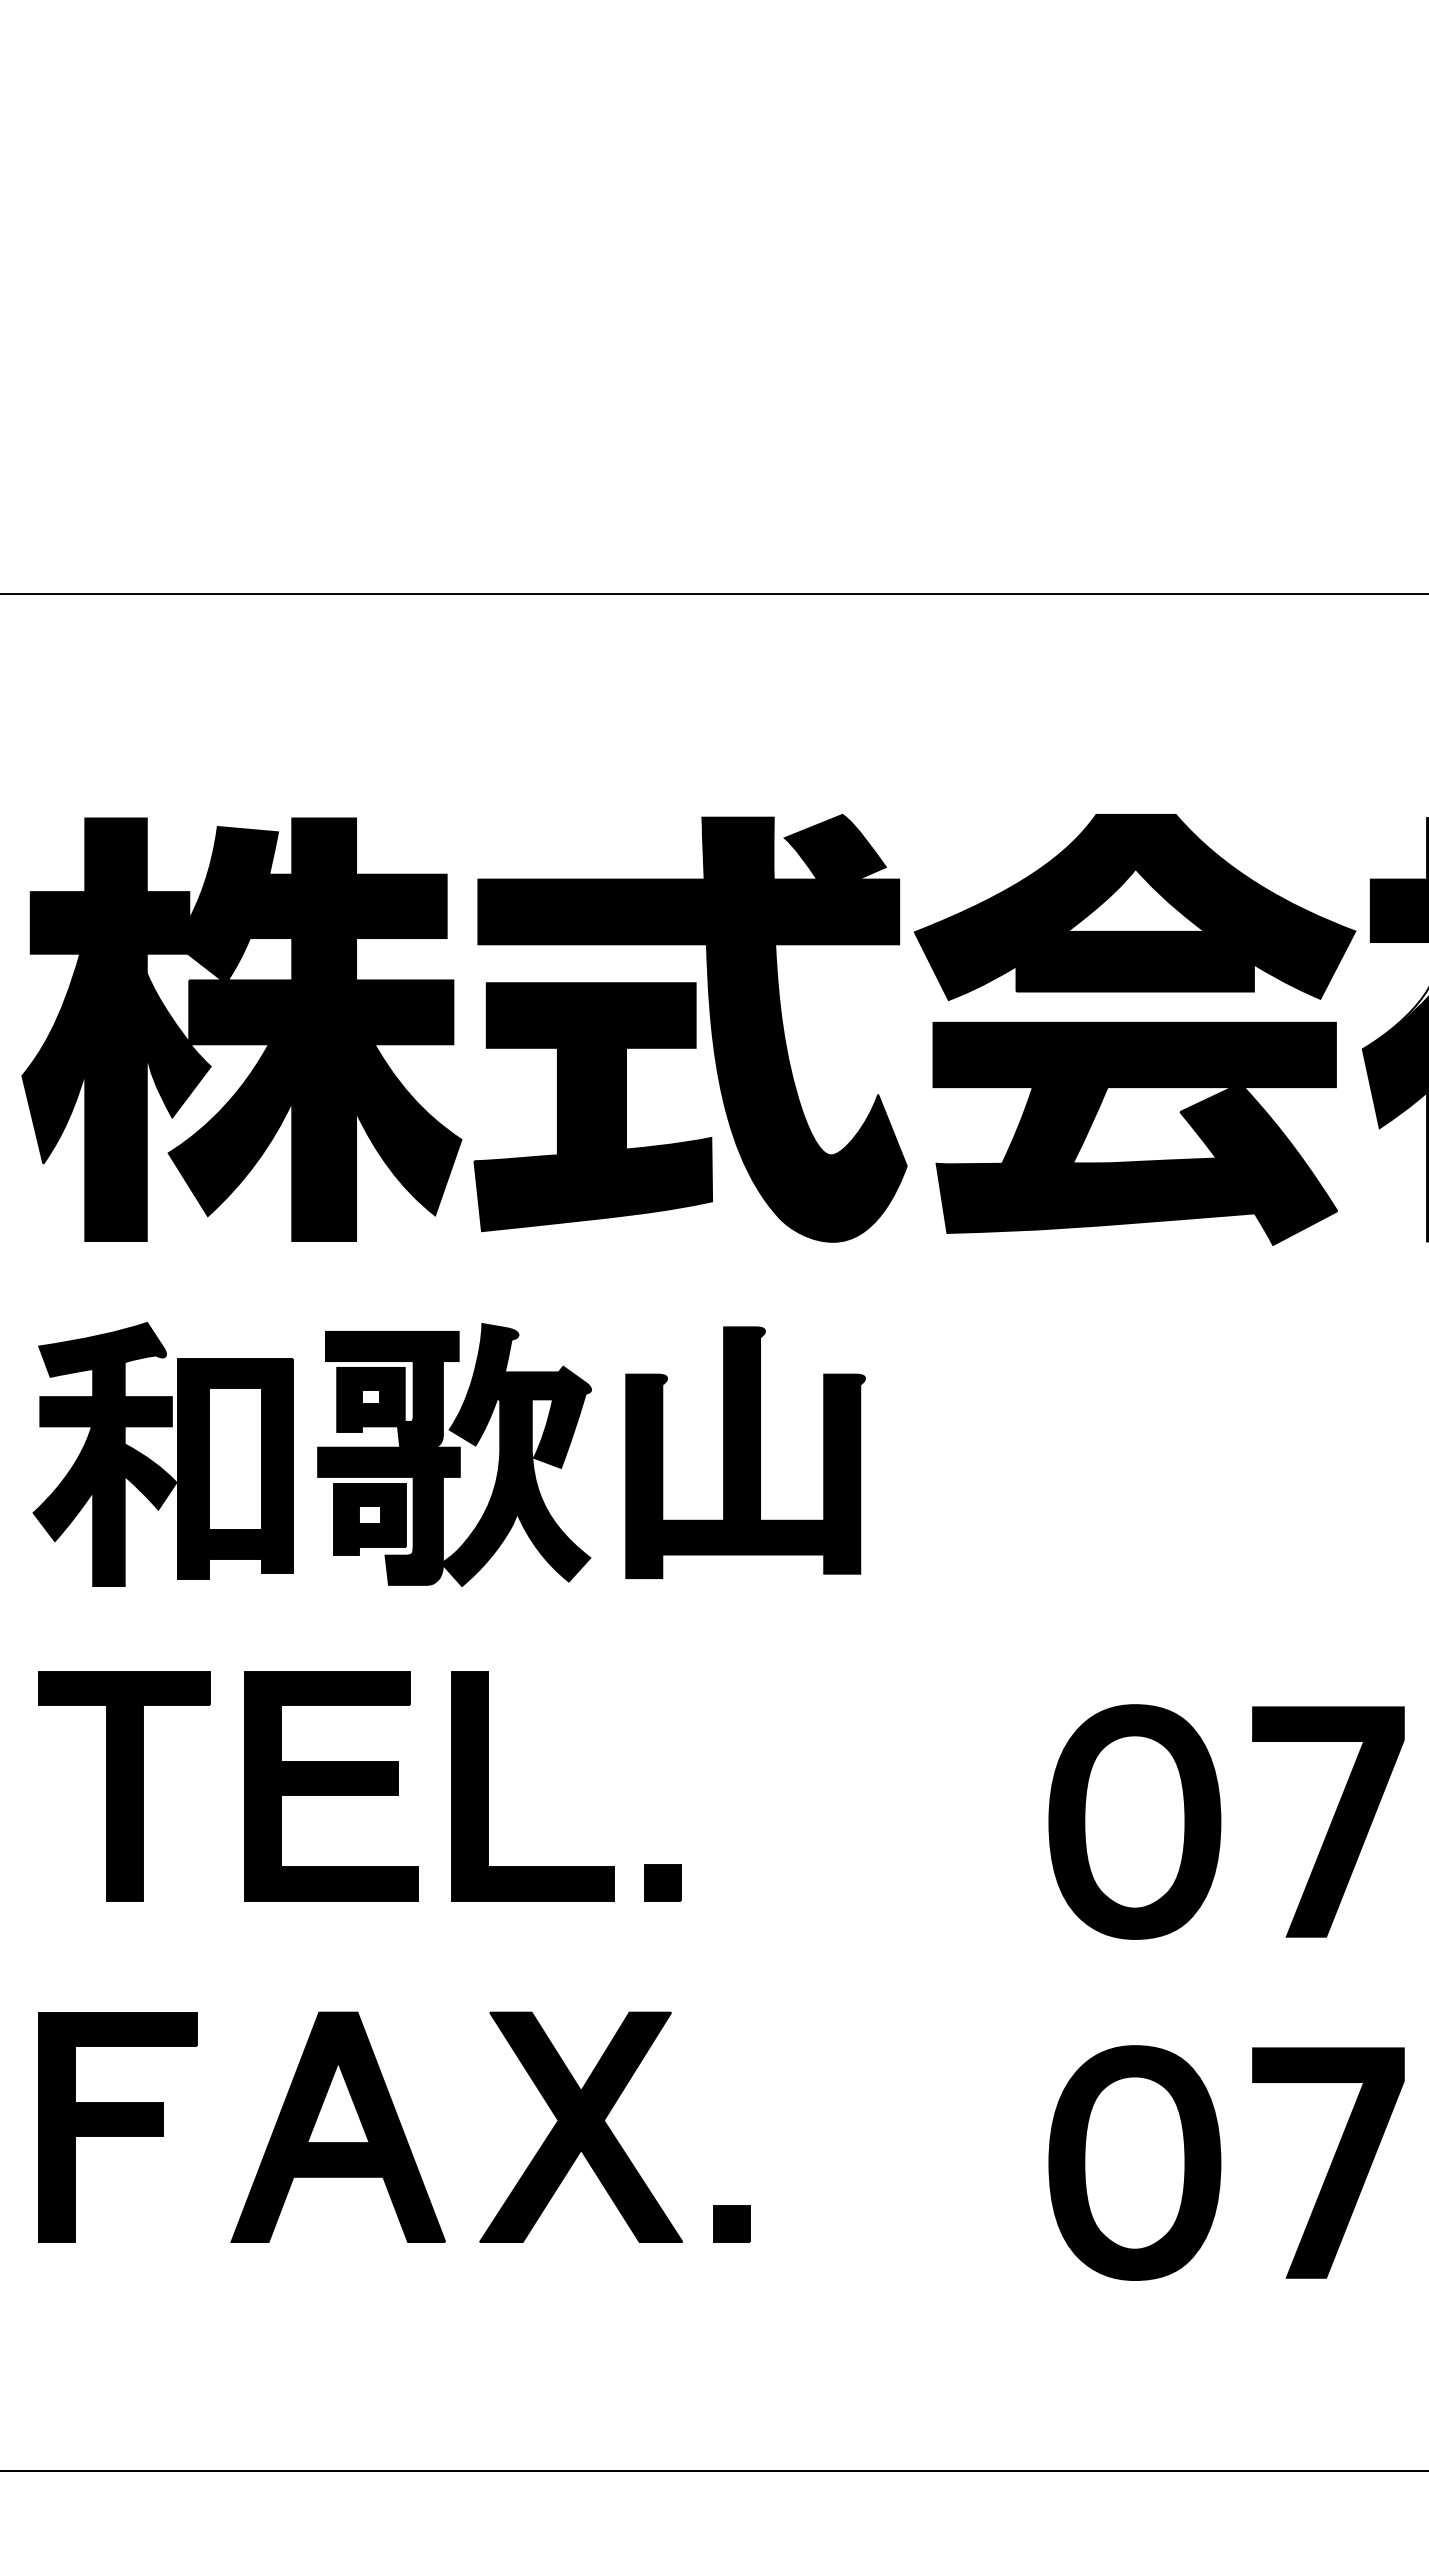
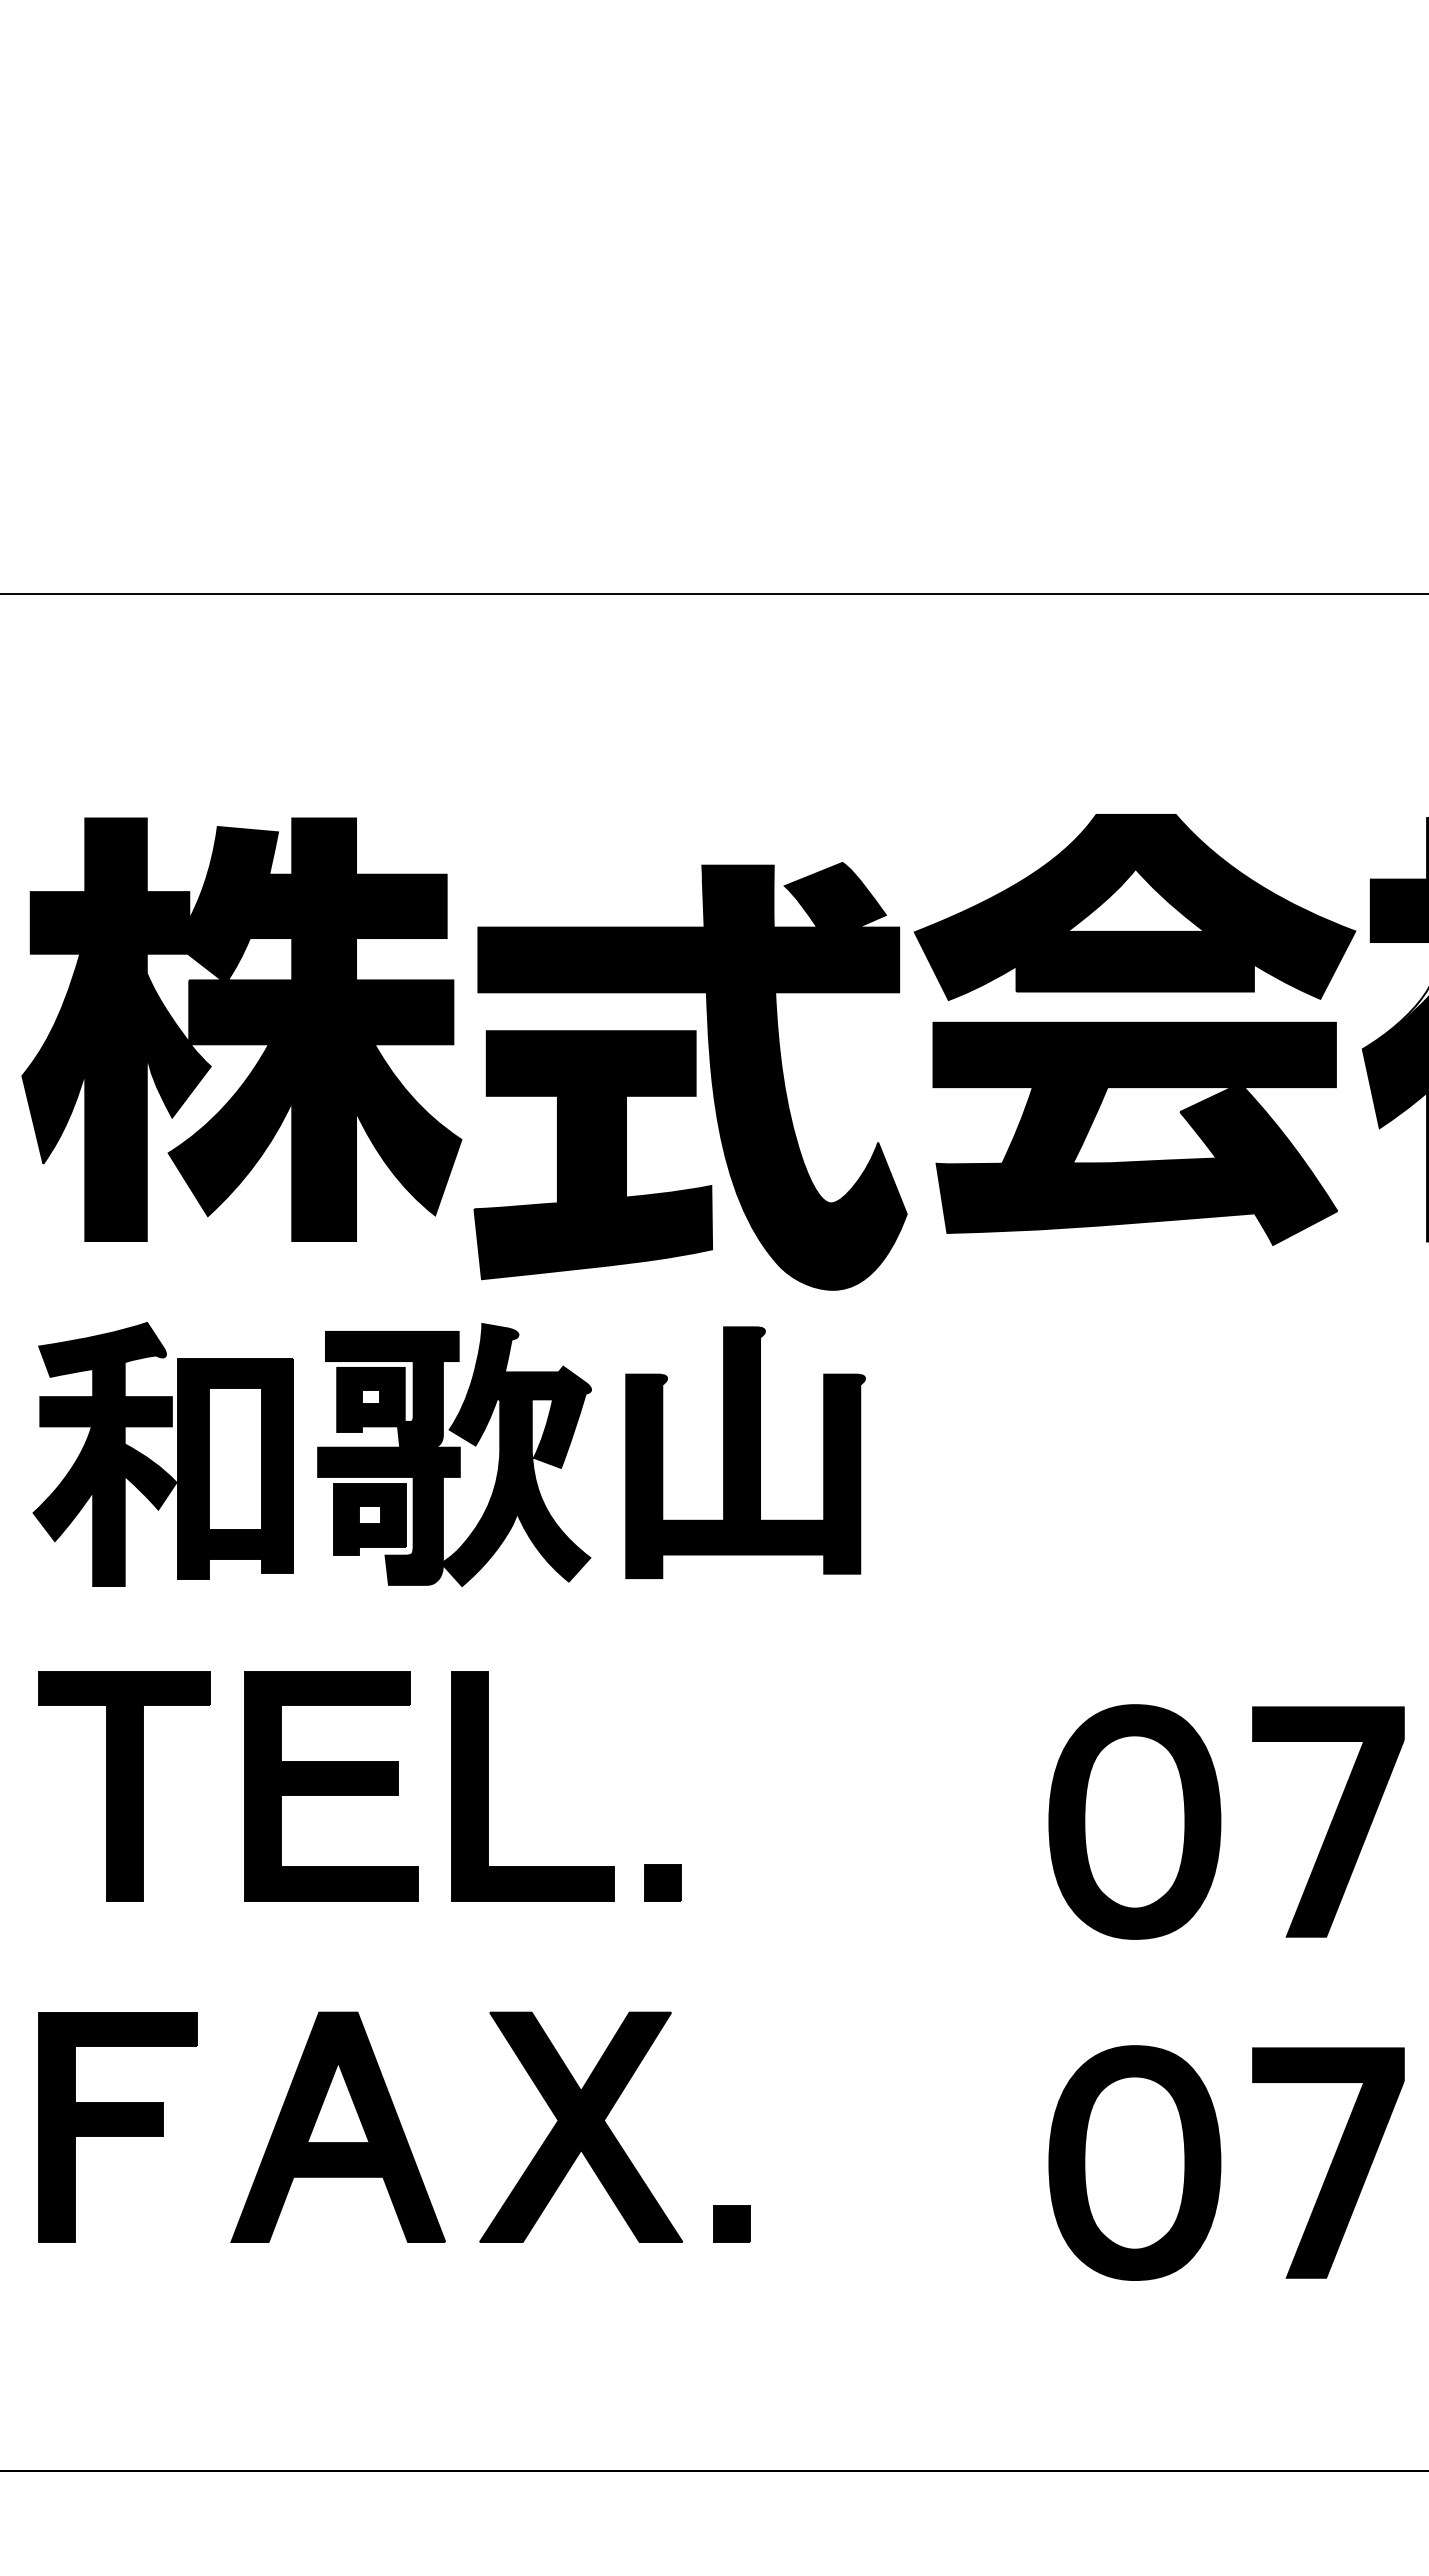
part position: (690, 1028) -> (690, 1076) (690, 1076)
